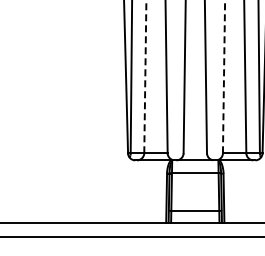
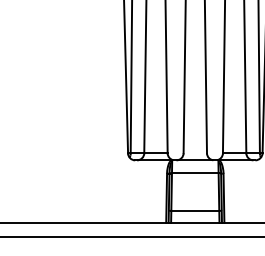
line: dashed -> solid (145, 76)
line: dashed -> solid (224, 76)
